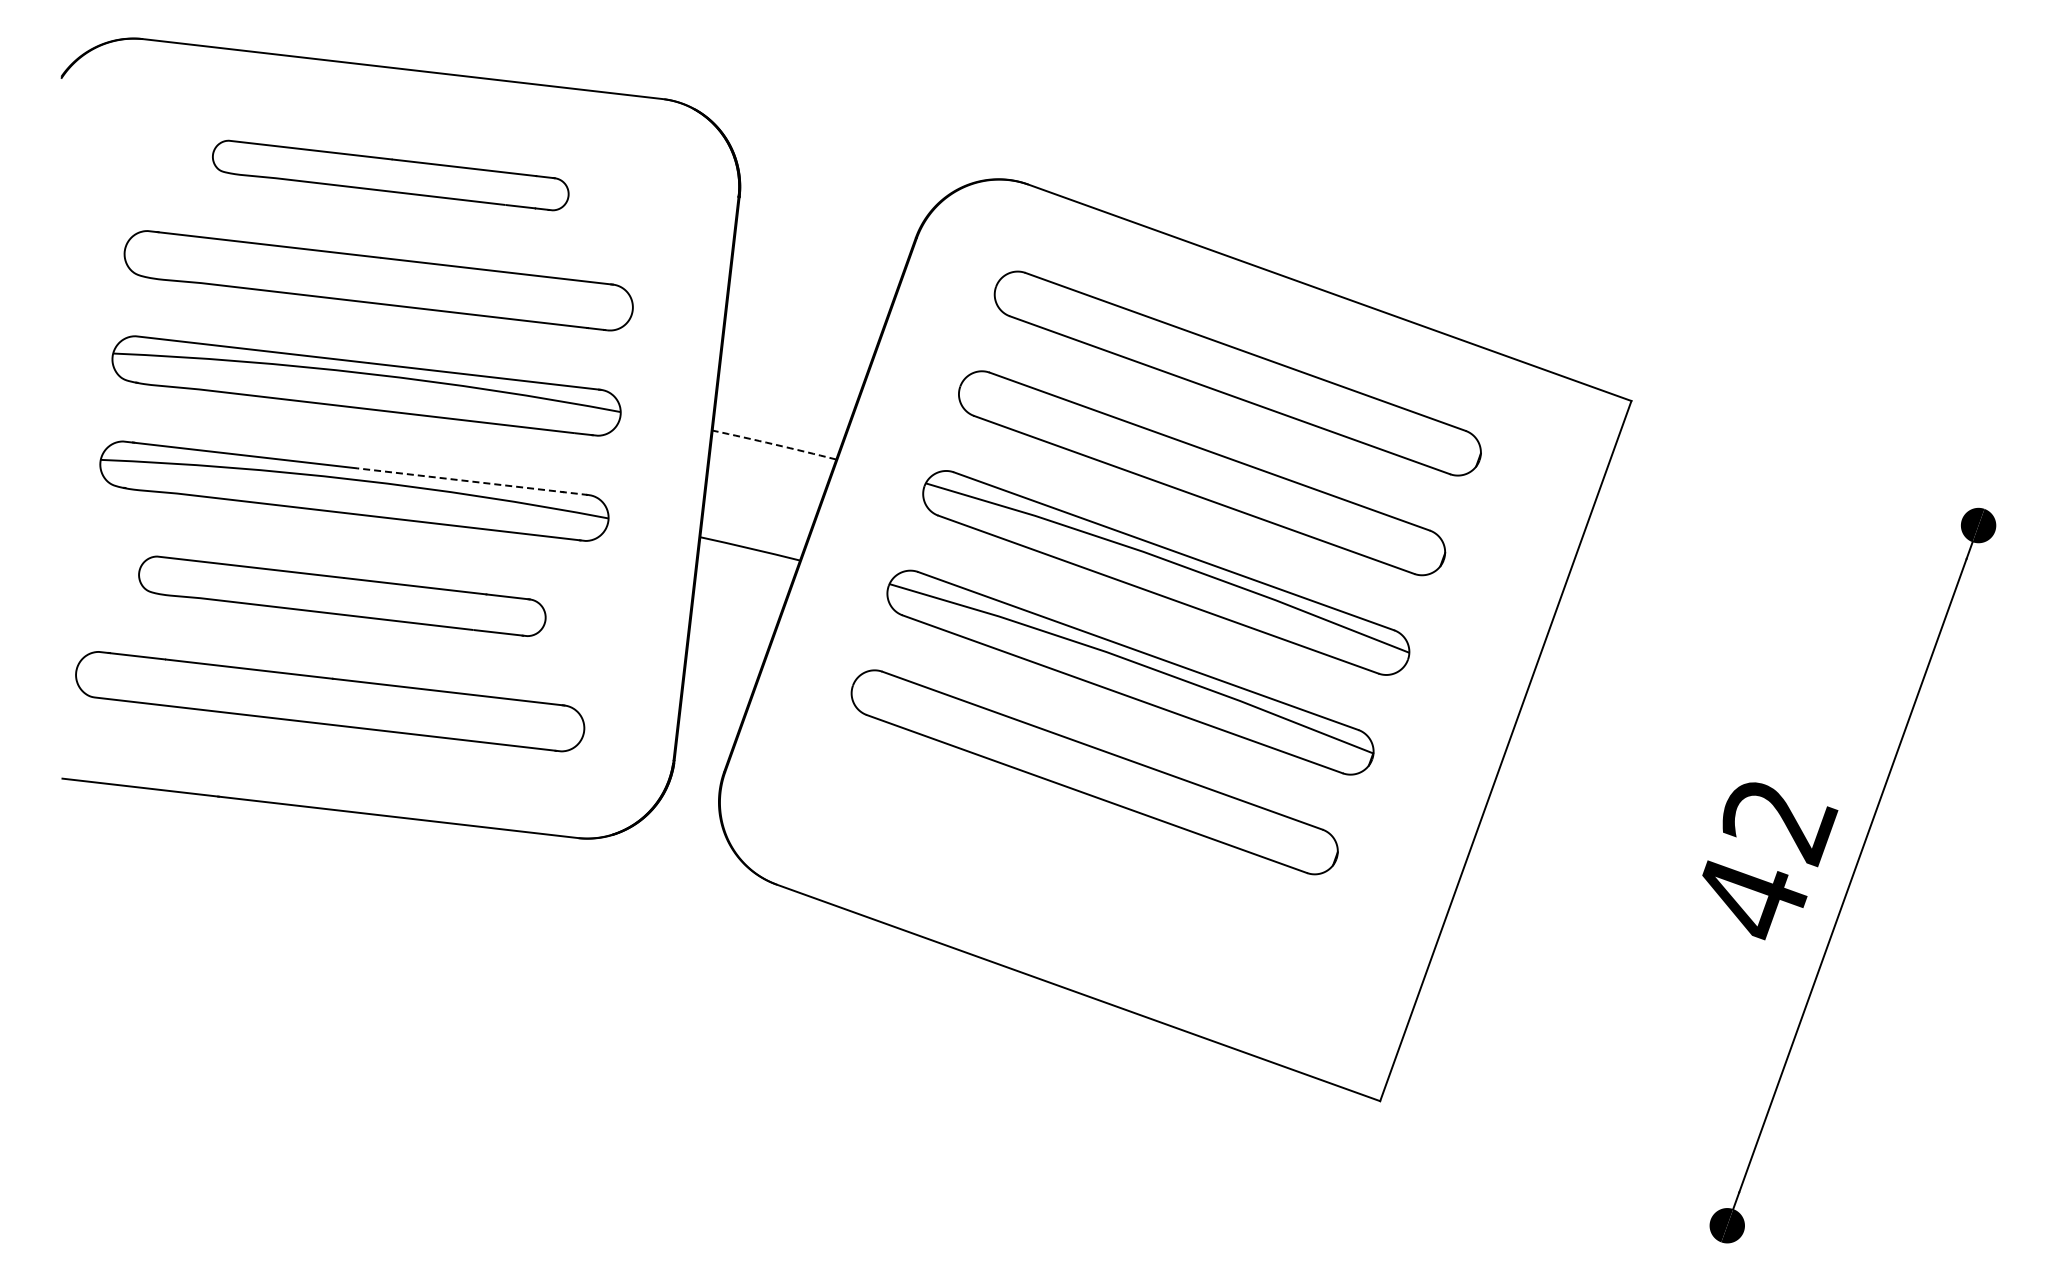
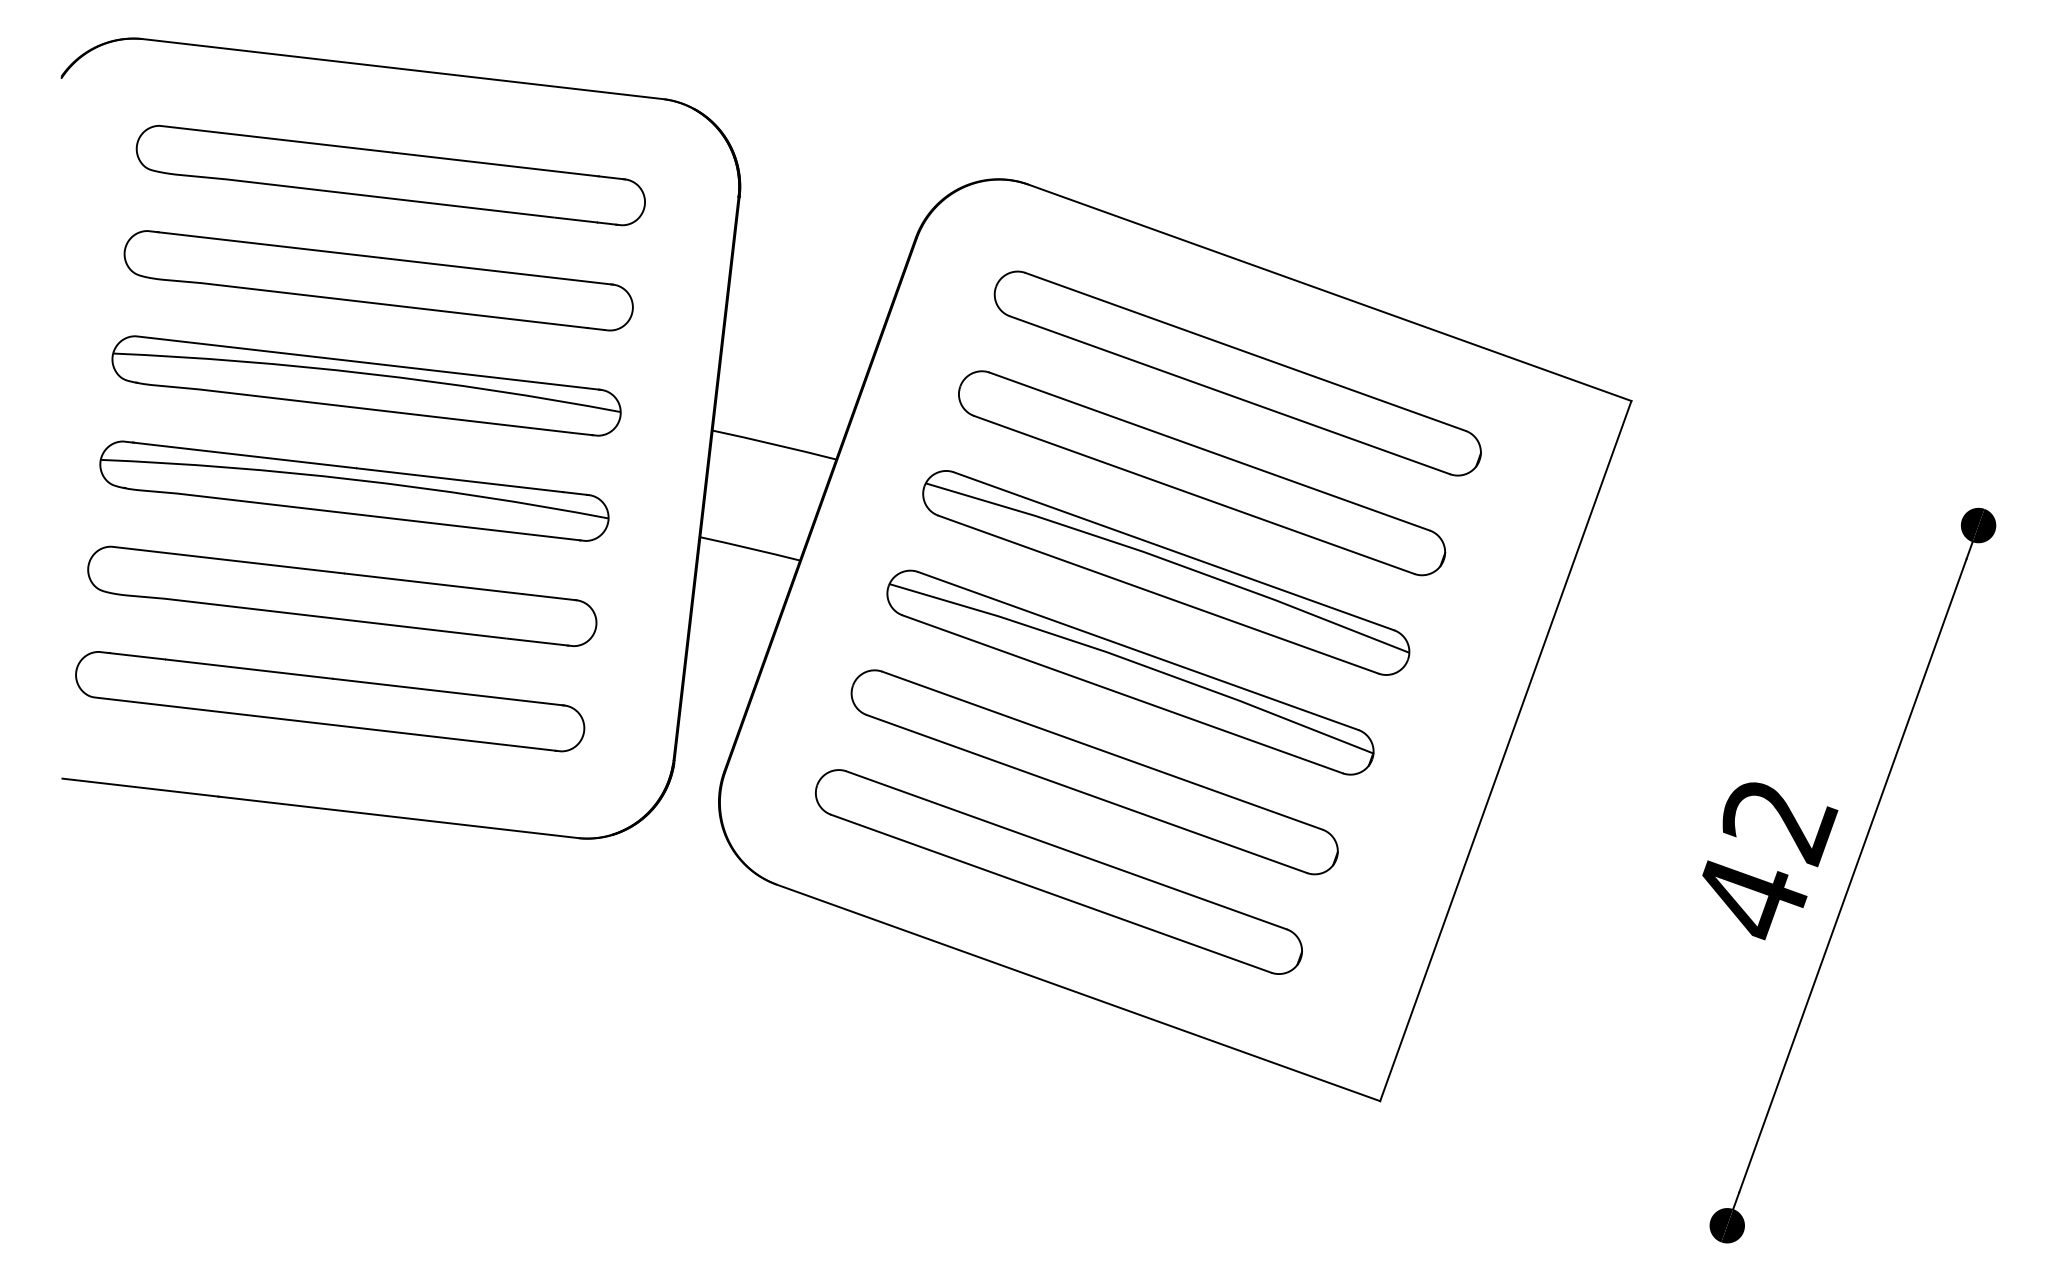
part size: 358x73 px -> 511x103 px (390, 175)
arc: dashed -> solid (774, 444)
line: dashed -> solid (472, 481)
part size: 409x82 px -> 511x102 px (342, 595)
part: none -> present (1058, 871)
